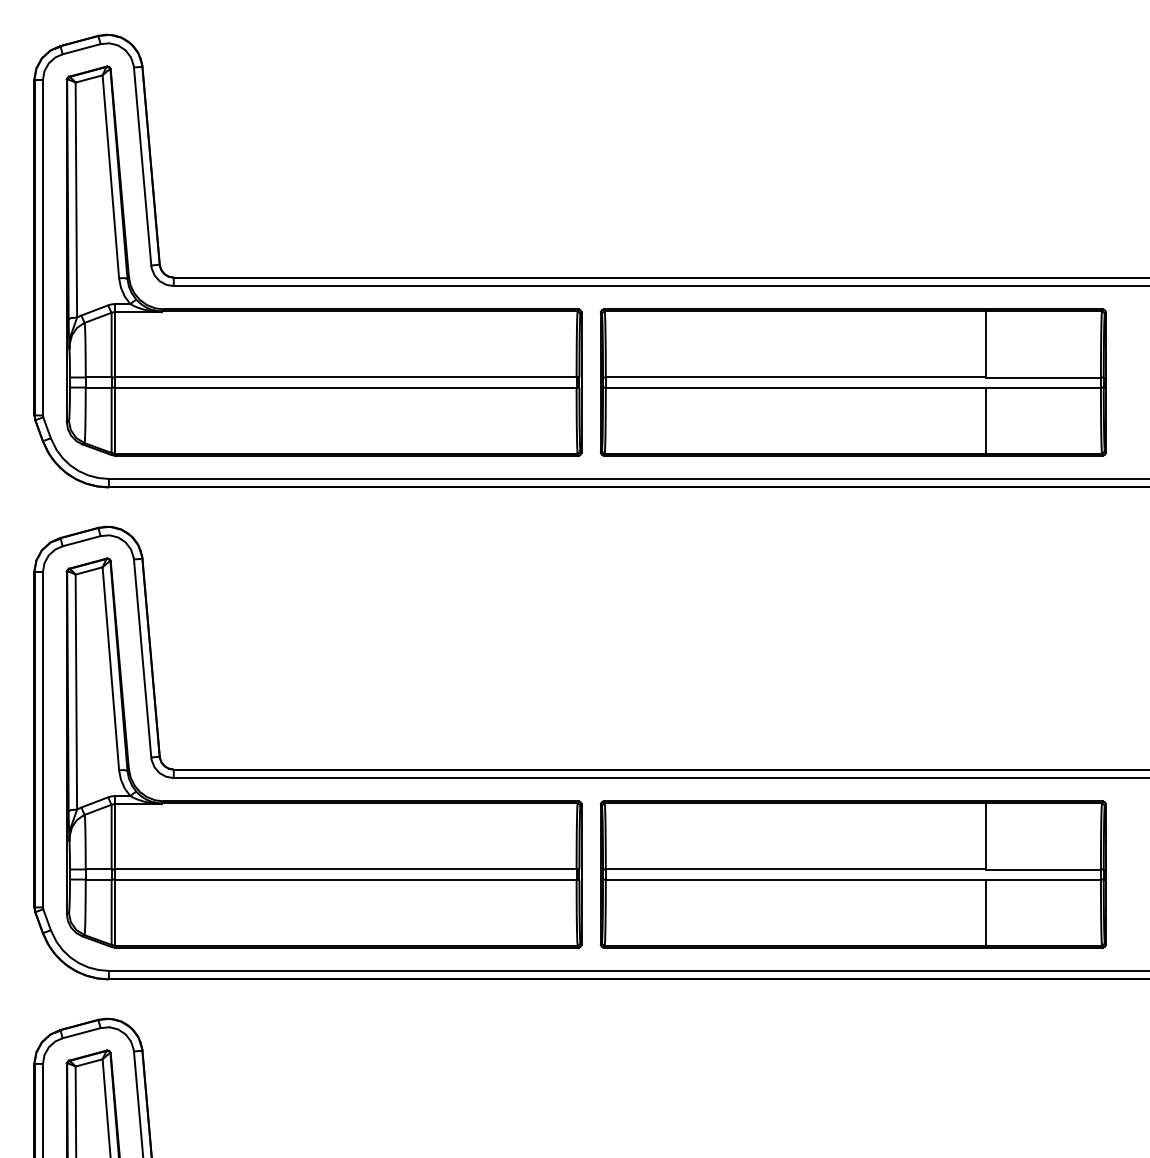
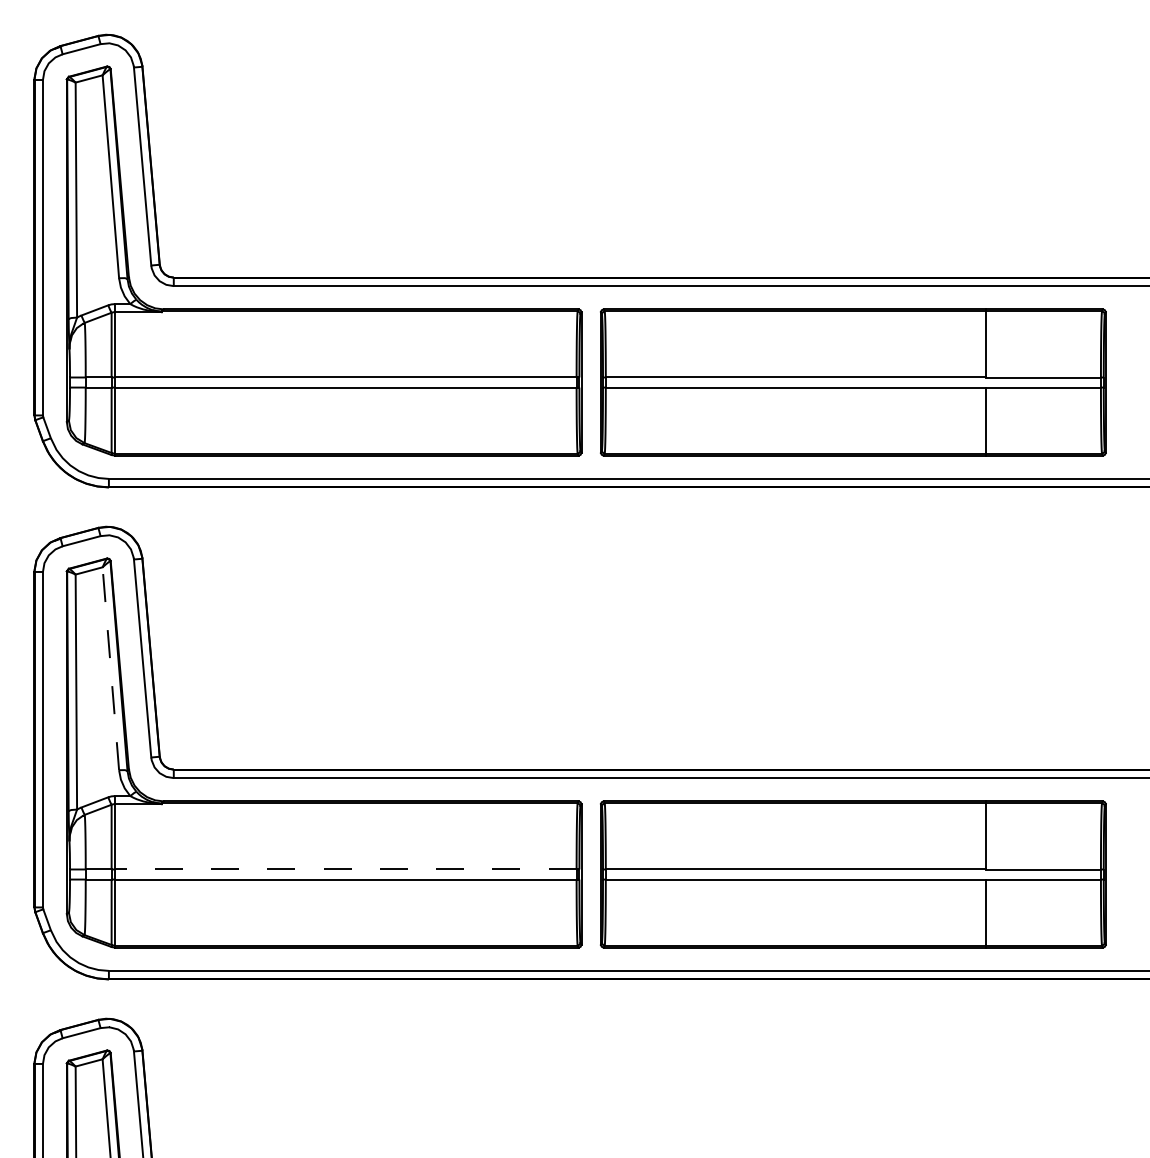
line: solid -> dashed (110, 668)
line: solid -> dashed (345, 869)
